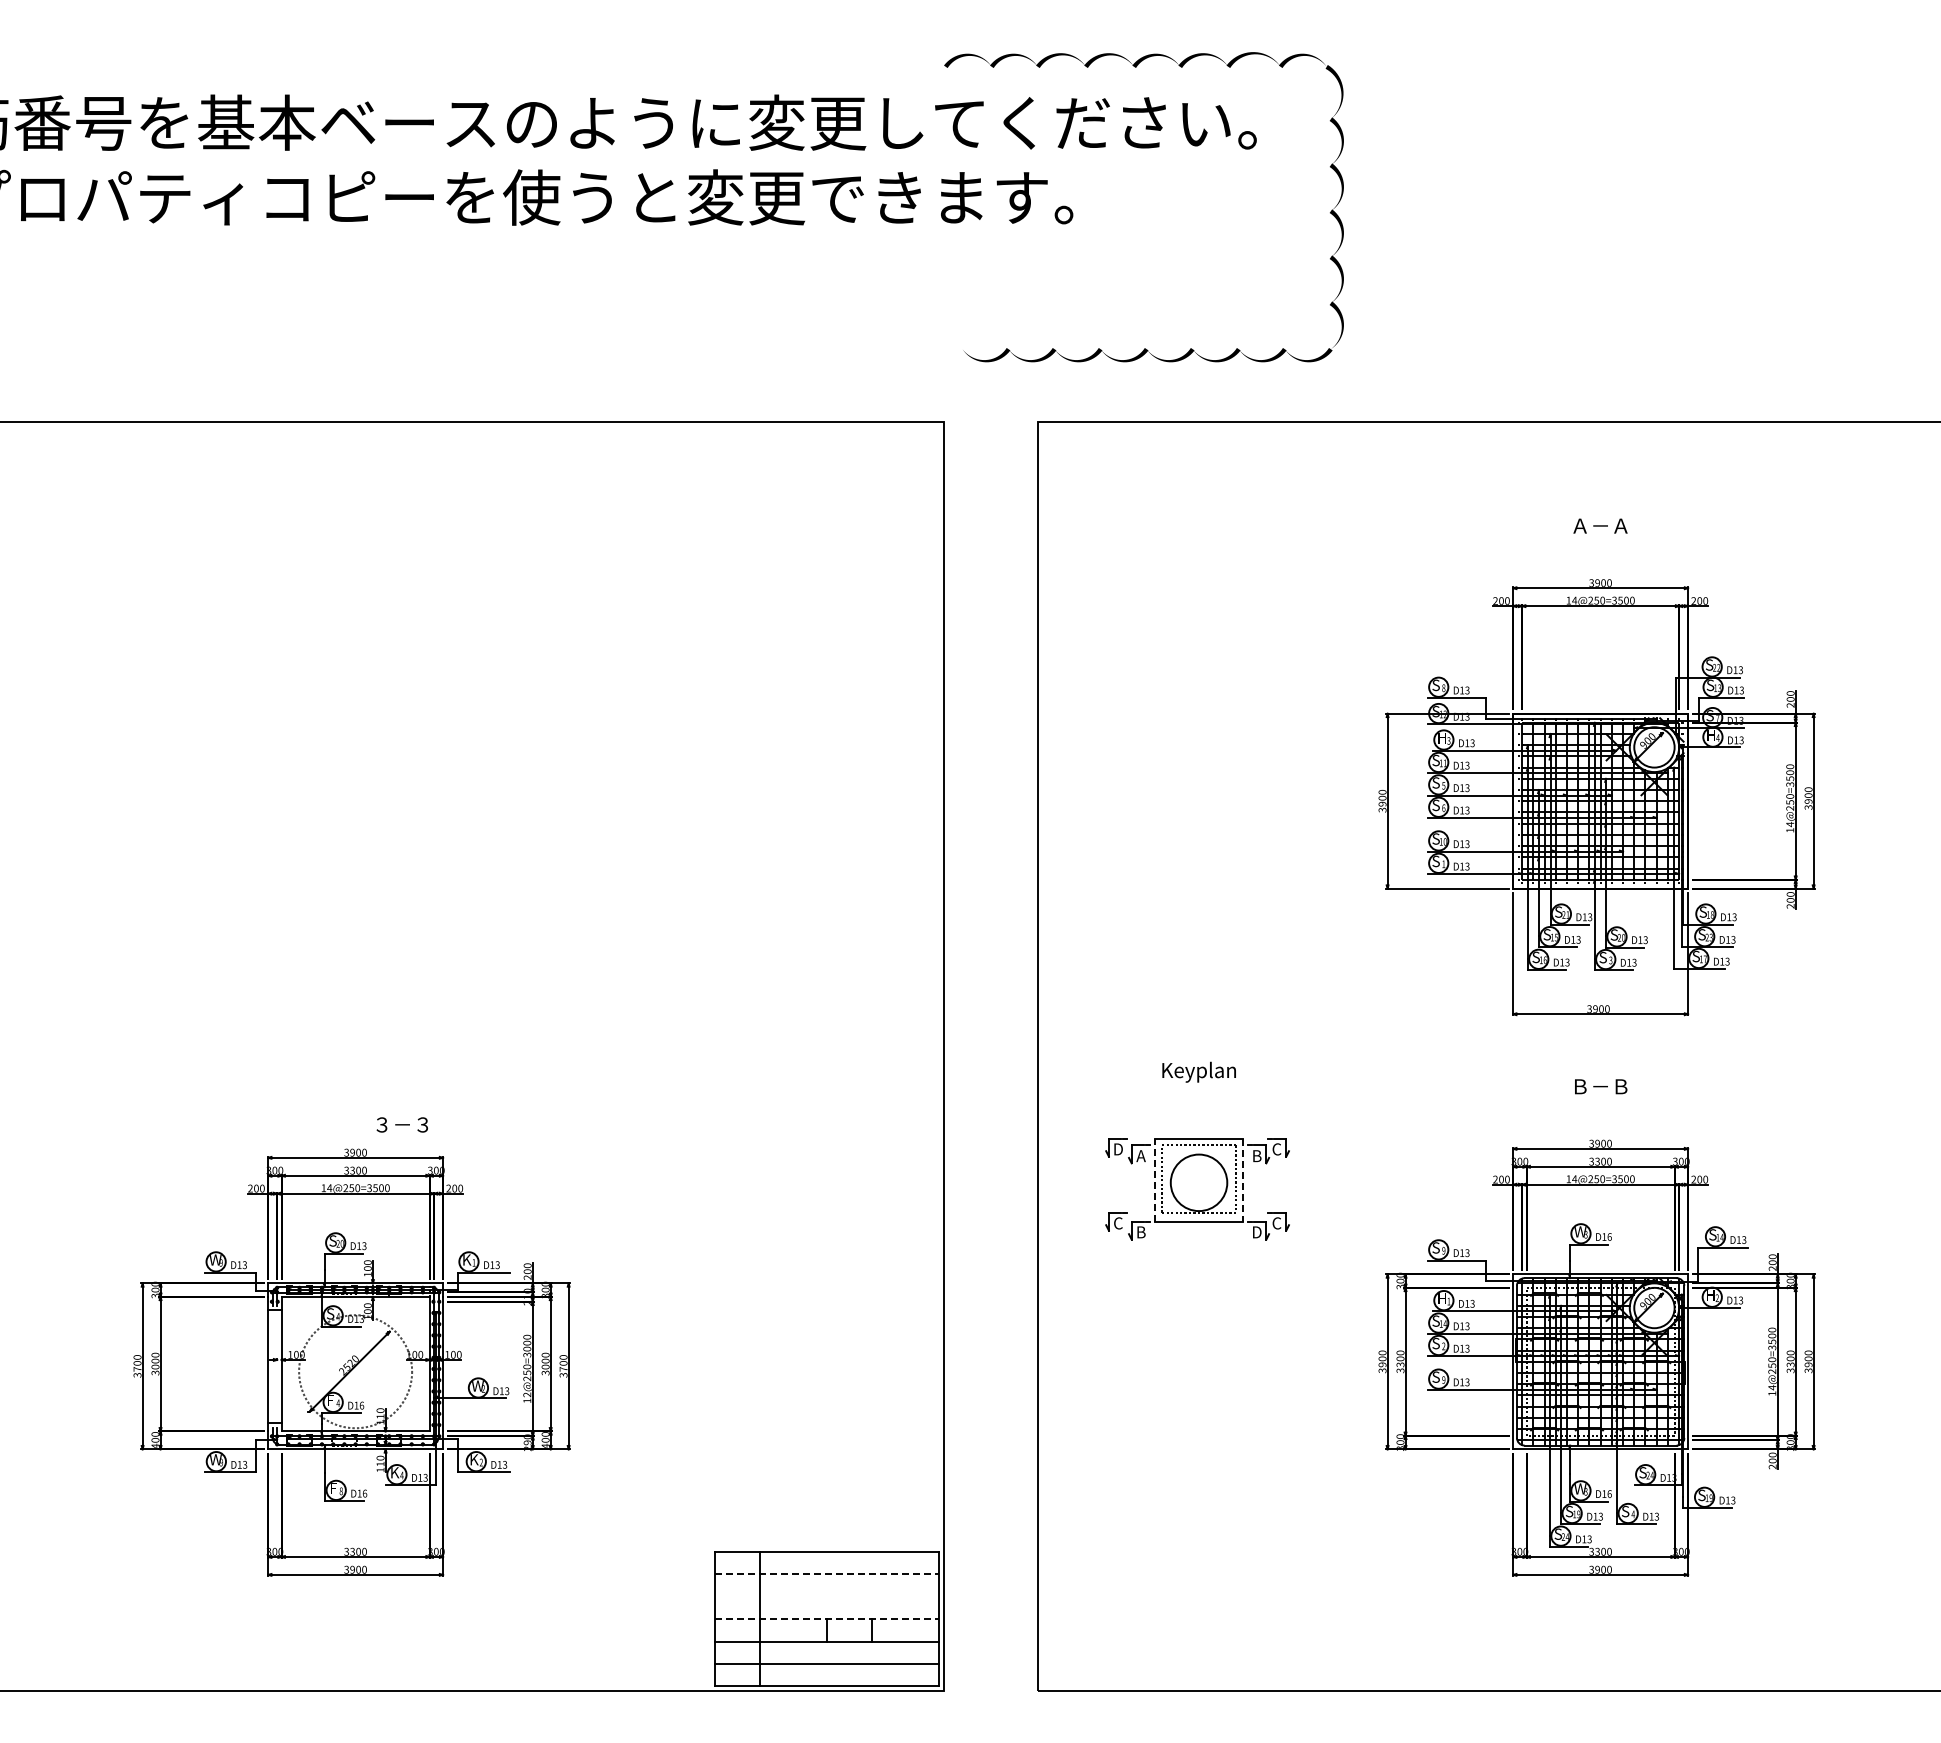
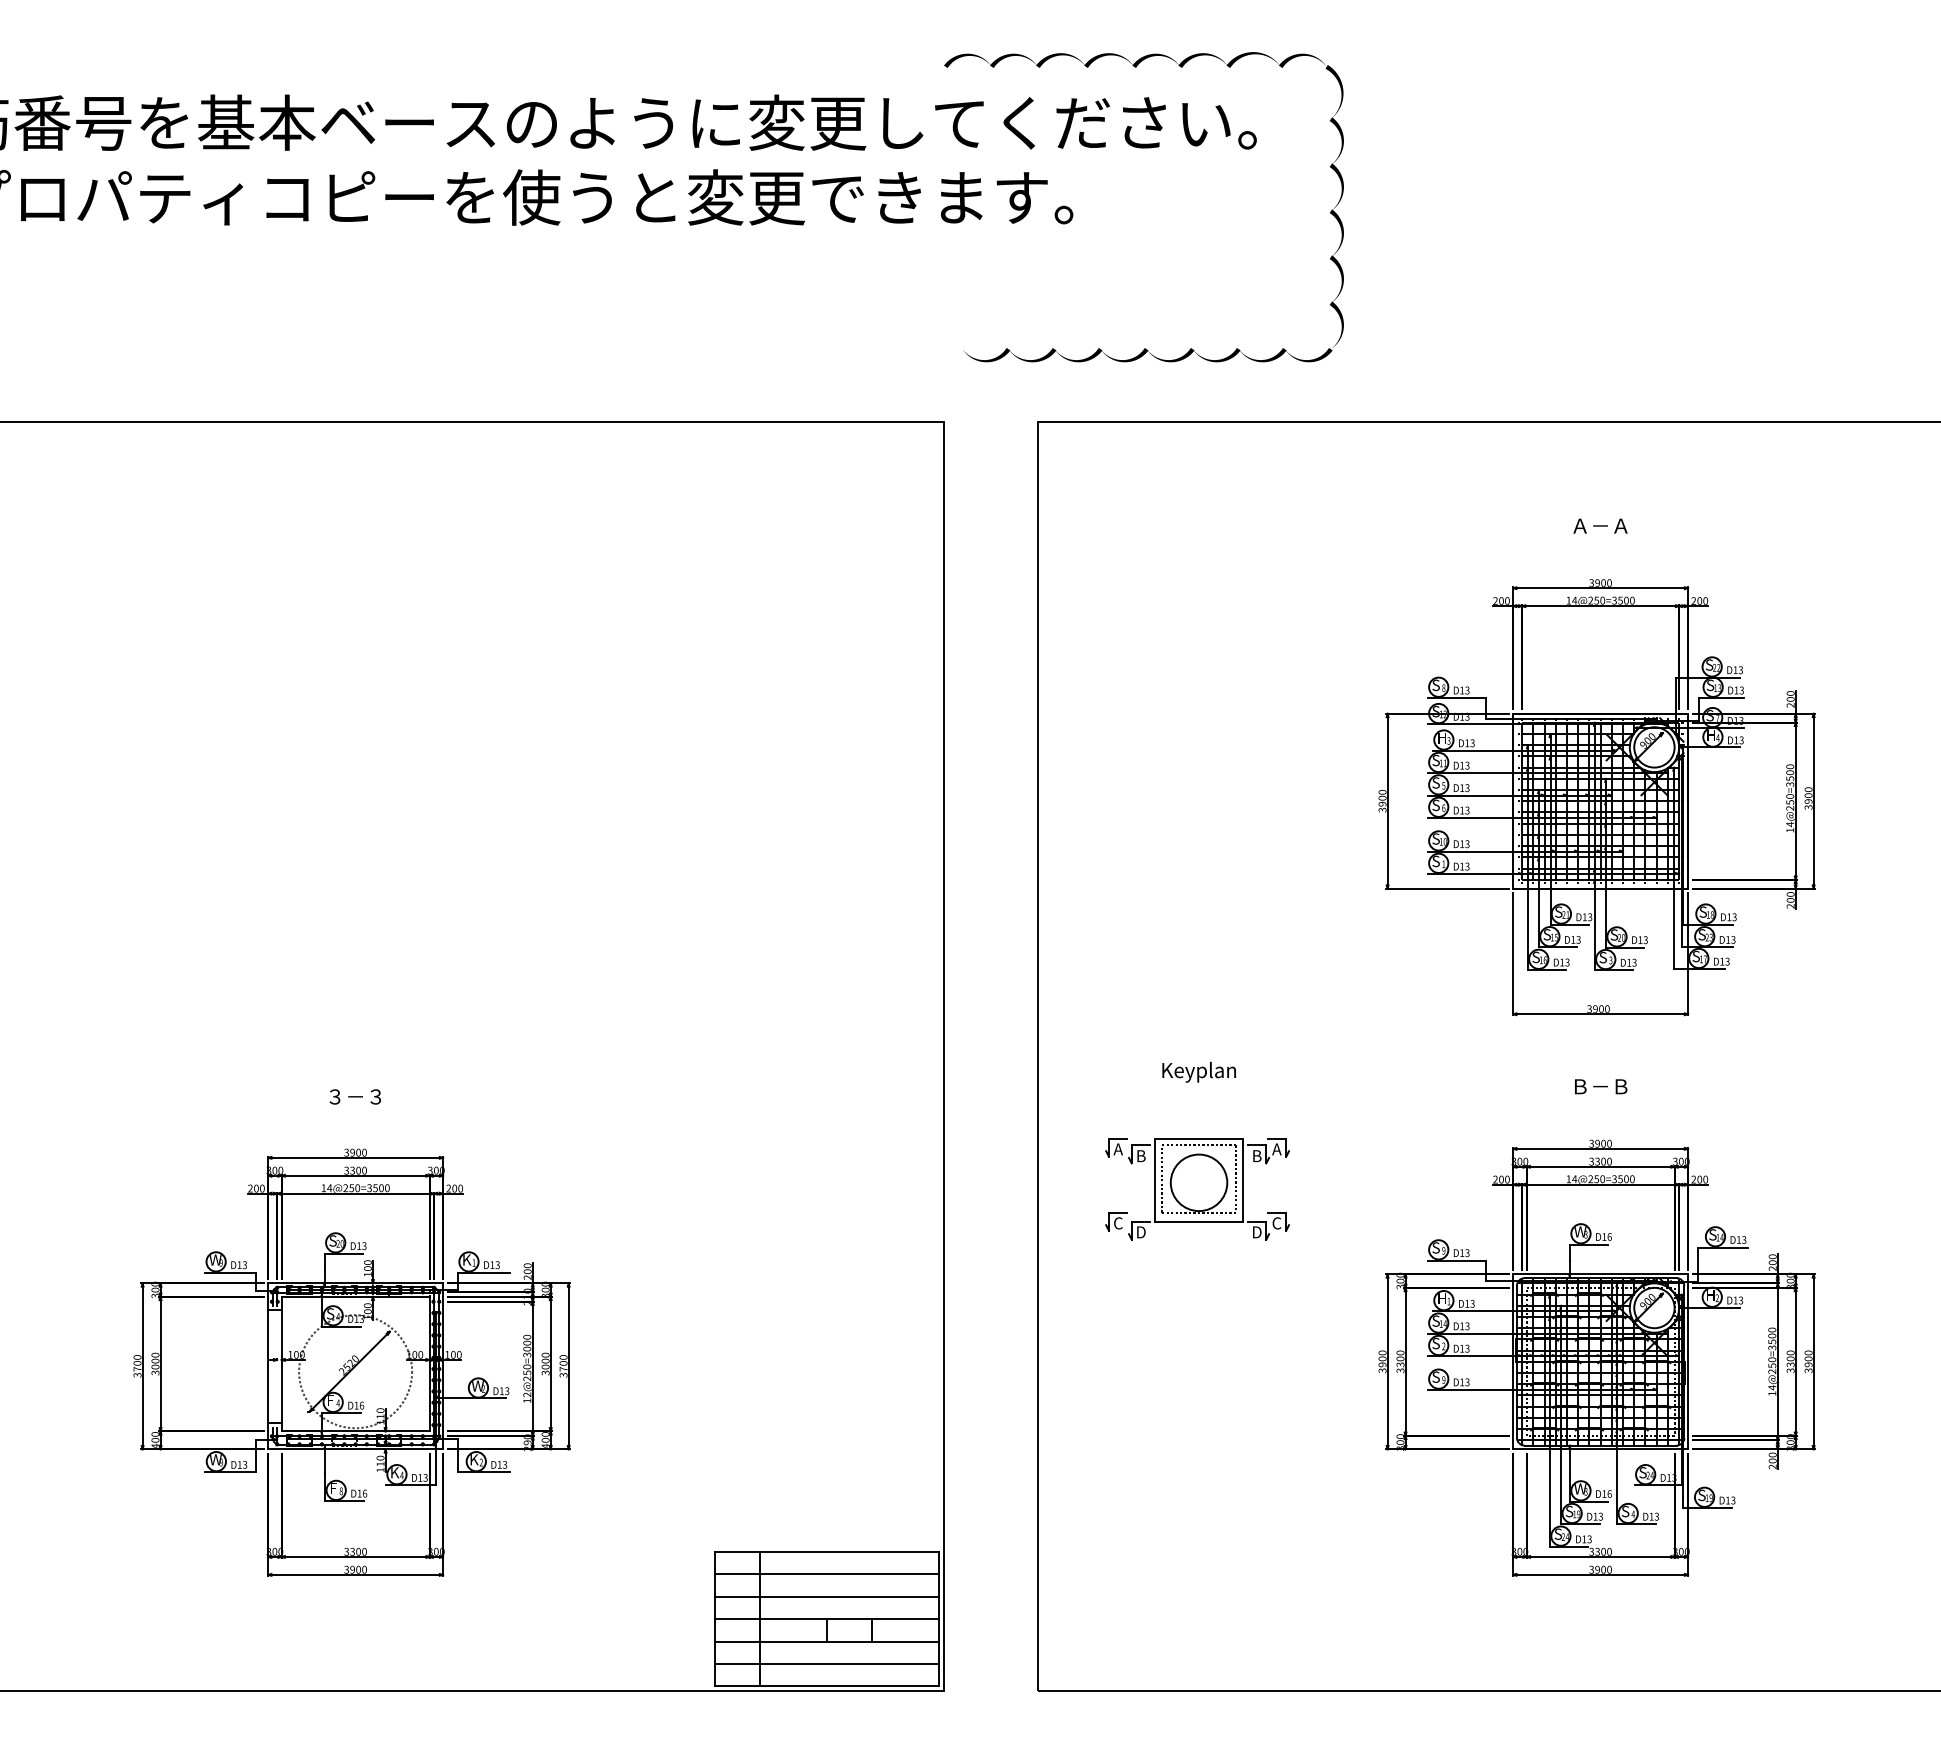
text position: (401, 1124) -> (354, 1096) (354, 1096)
text: D -> A (1117, 1149)
text: C -> A (1276, 1149)
text: A -> B (1140, 1156)
line: dashed -> solid (1155, 1179)
line: dashed -> solid (1242, 1180)
text: B -> D (1141, 1232)
line: dashed -> solid (827, 1574)
line: none -> present (827, 1596)
line: dashed -> solid (827, 1619)
